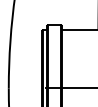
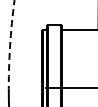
arc: solid -> dashed (10, 44)
